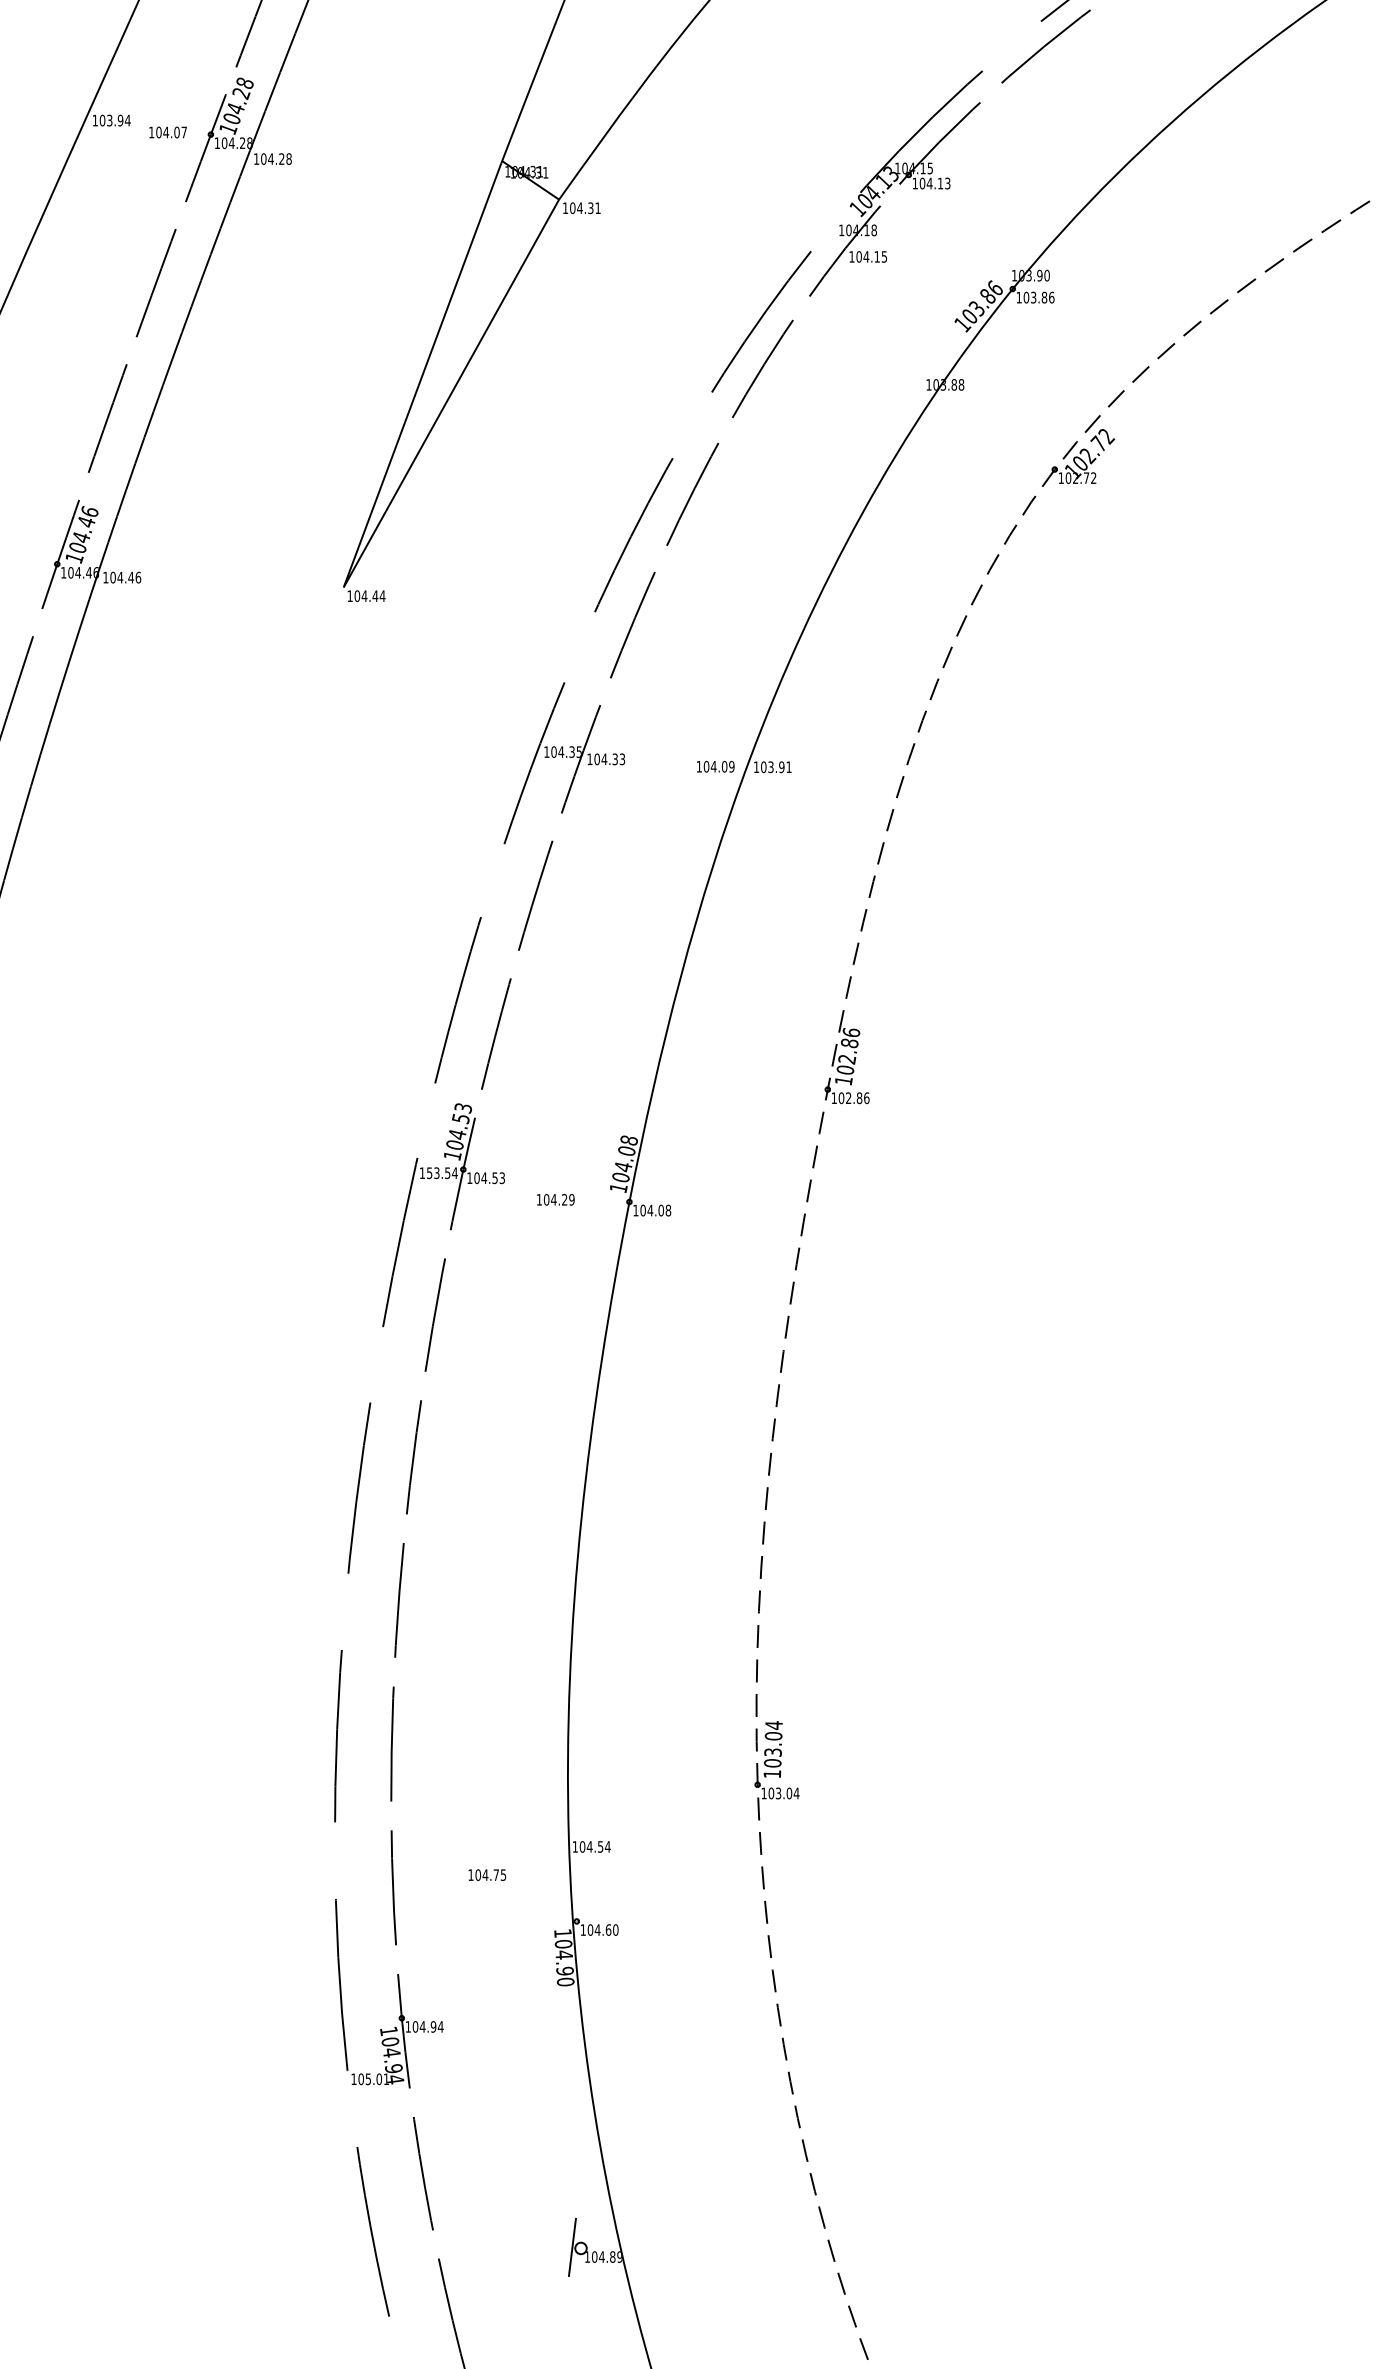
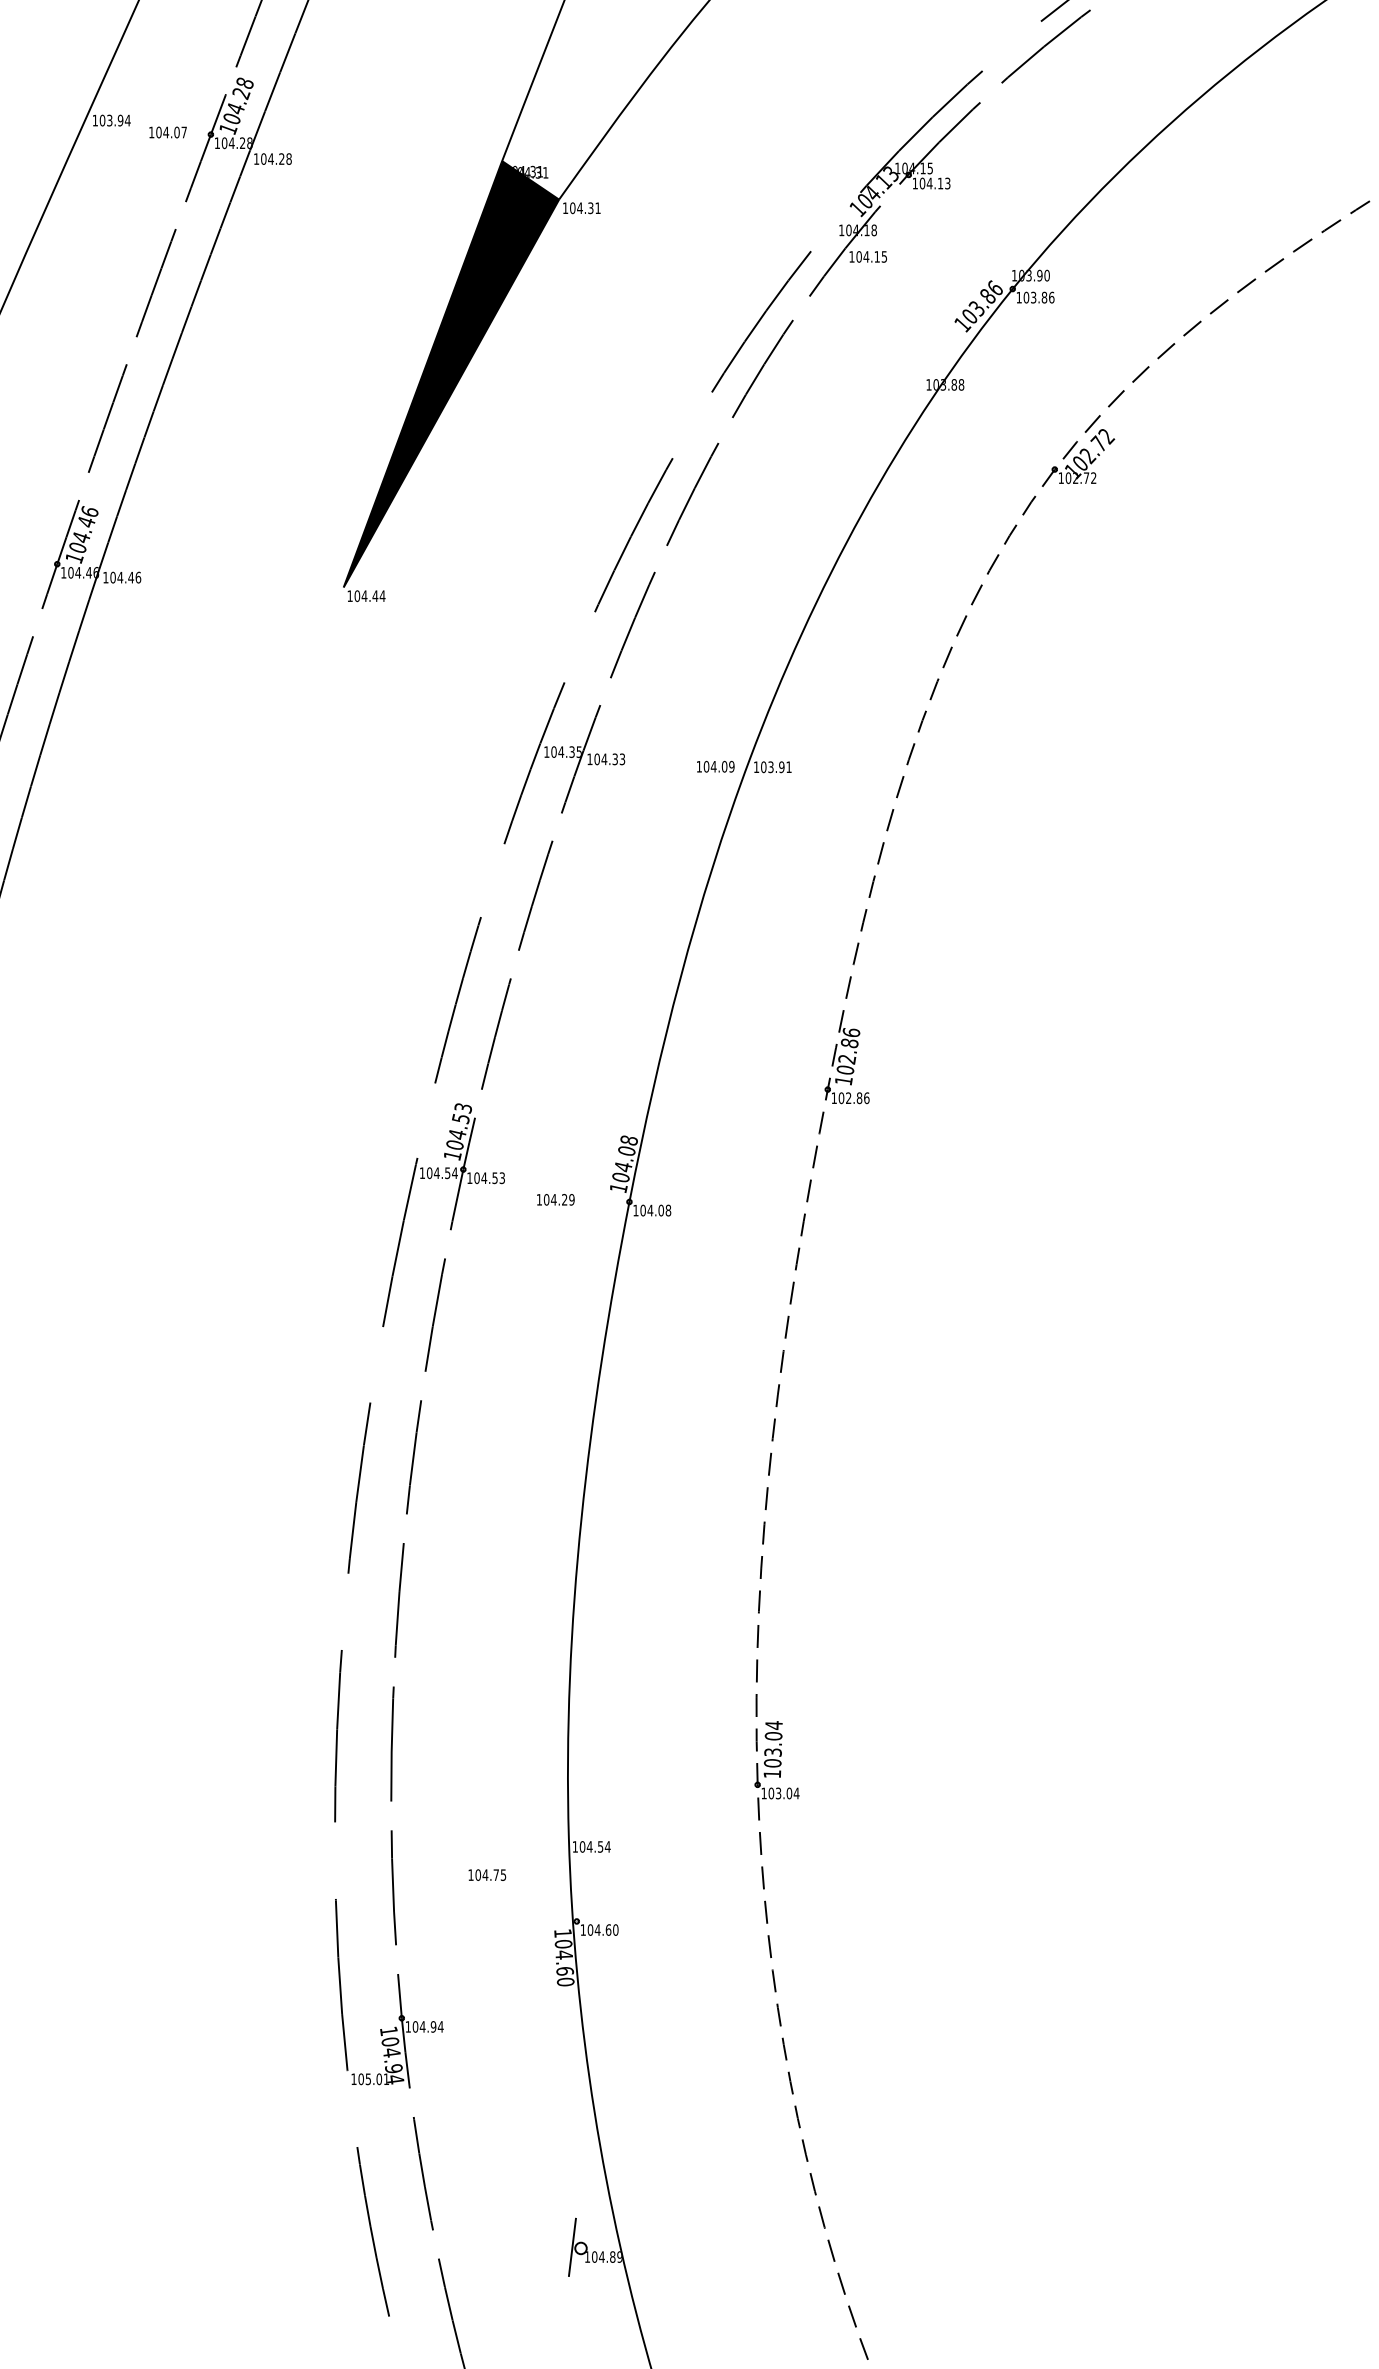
fill: none -> present (451, 374)
text: 153.54 -> 104.54 (432, 1173)
text: 104.90 -> 104.60 (565, 1970)
